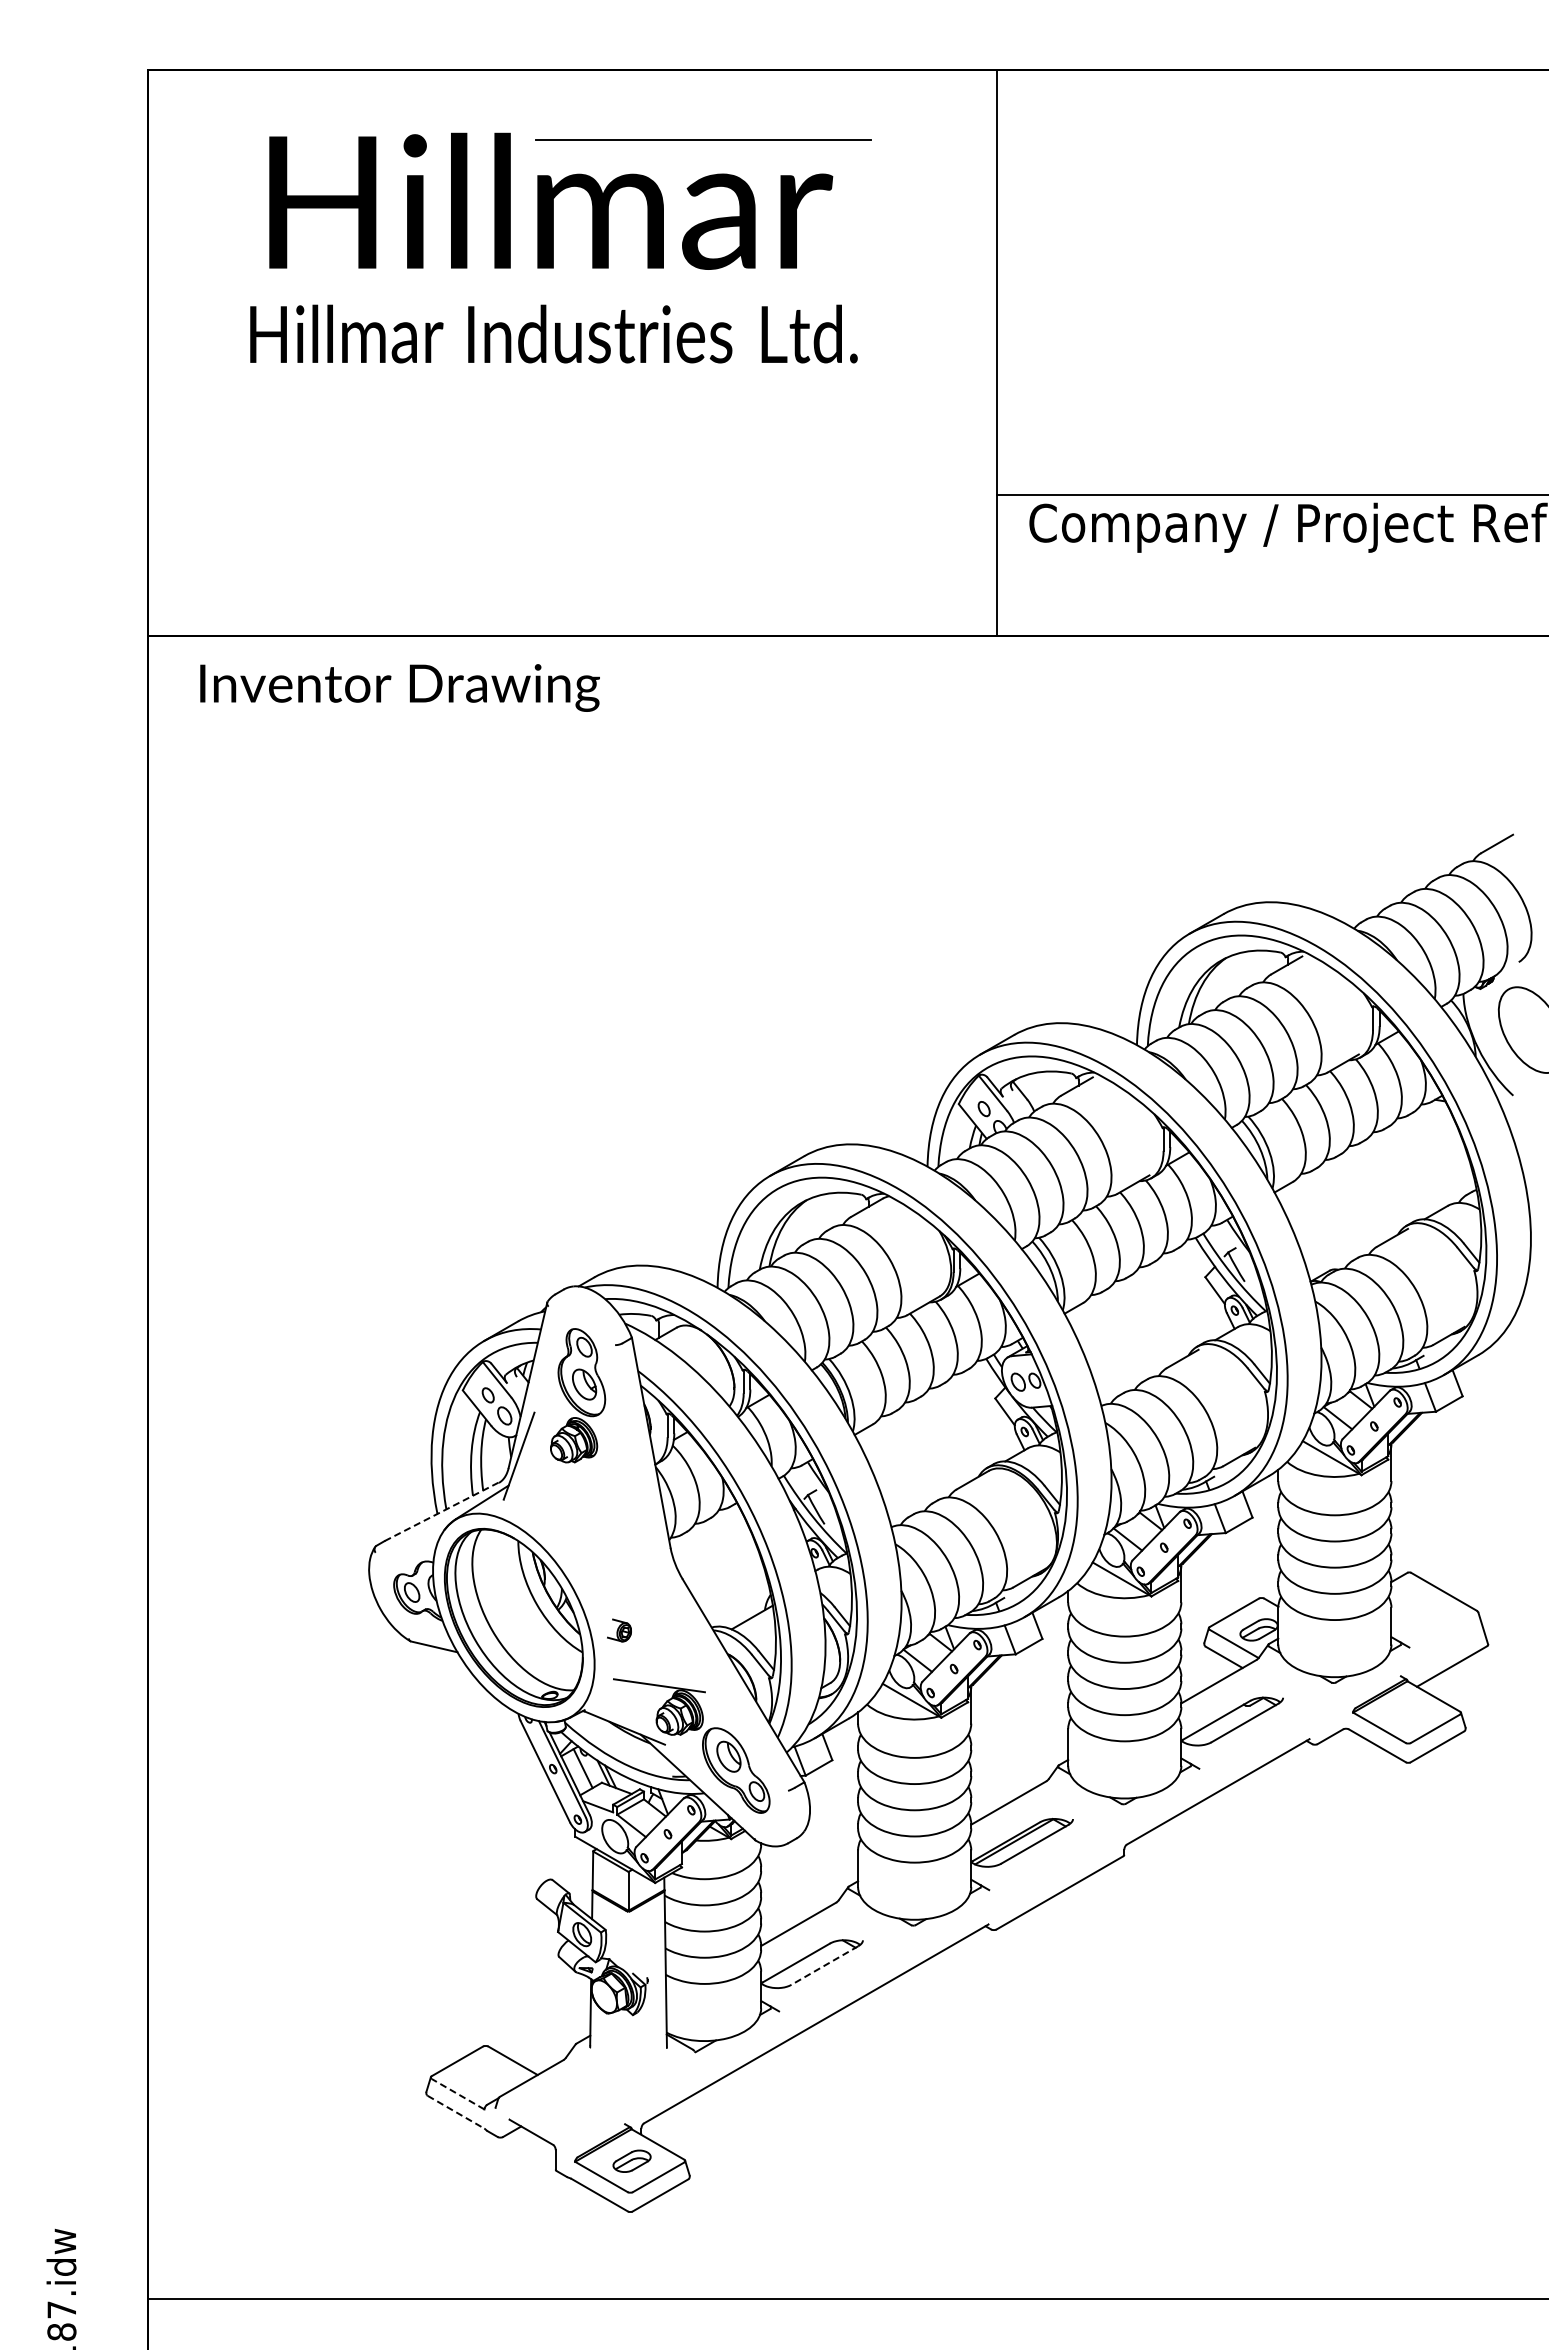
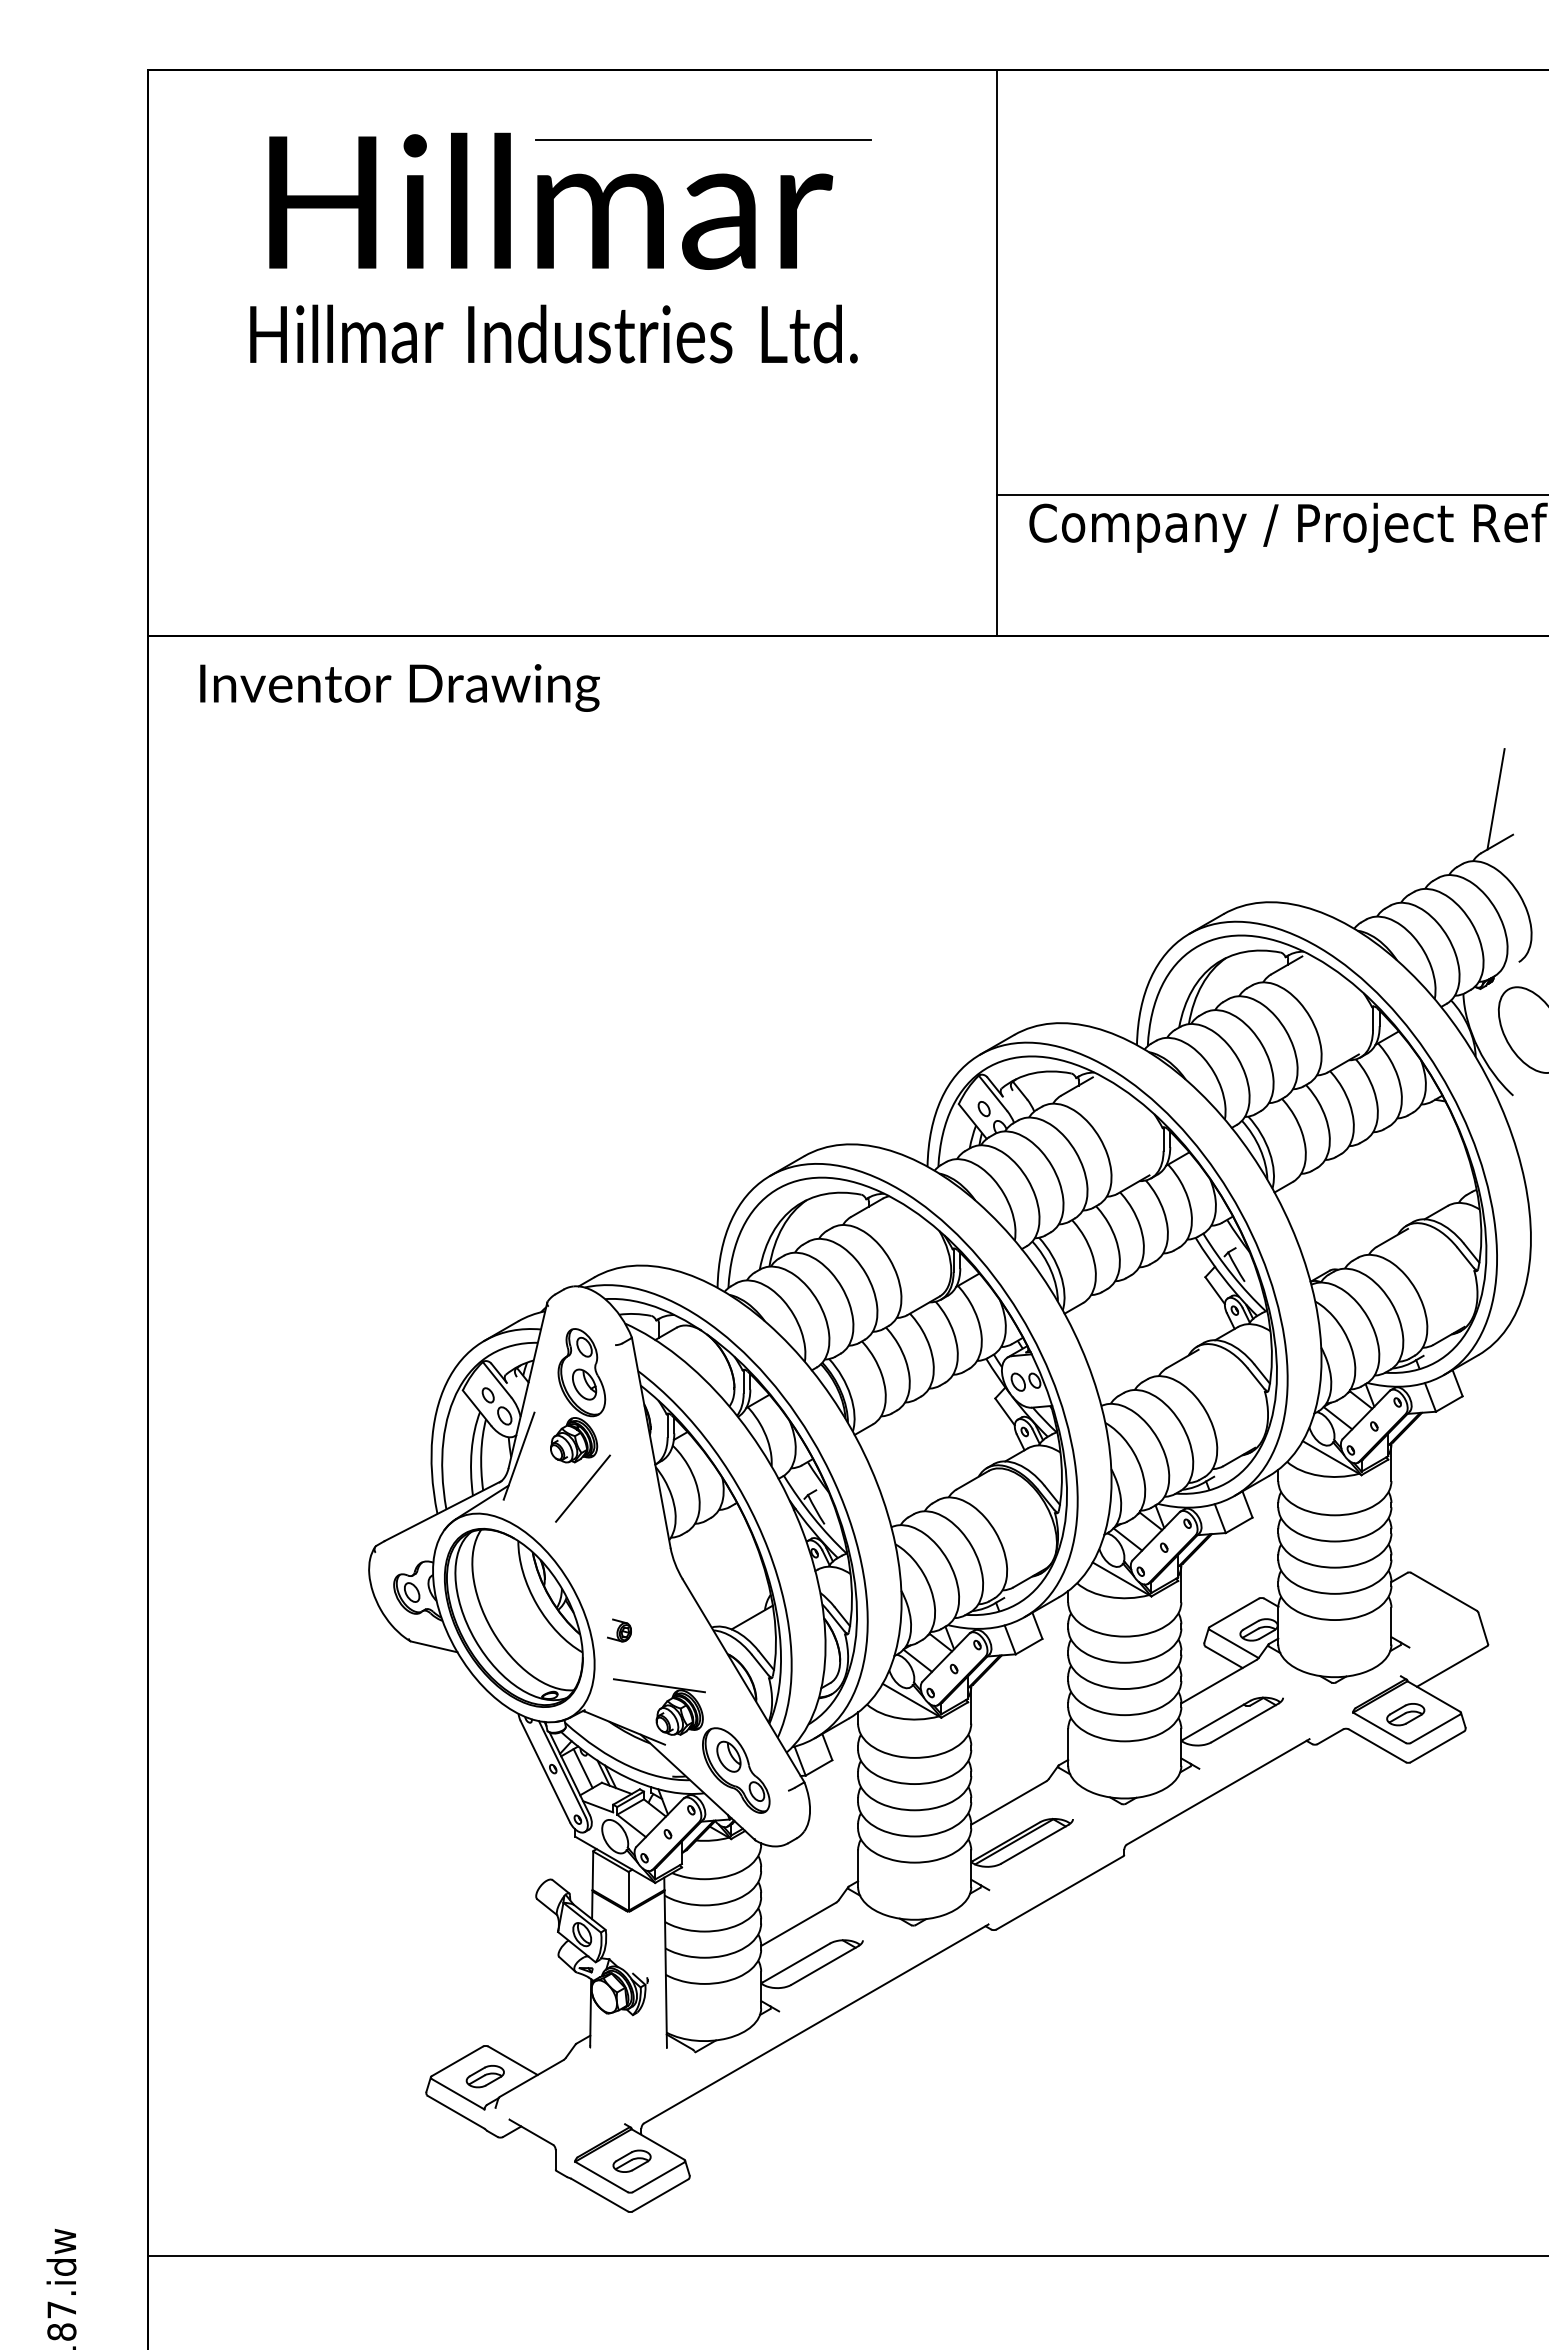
line: none -> present (1495, 799)
line: none -> present (582, 1488)
line: dashed -> solid (443, 1511)
part: none -> present (1405, 1714)
line: dashed -> solid (824, 1965)
part: none -> present (484, 2076)
line: dashed -> solid (457, 2094)
line: dashed -> solid (456, 2112)
line position: (846, 2298) -> (846, 2255) (846, 2255)
